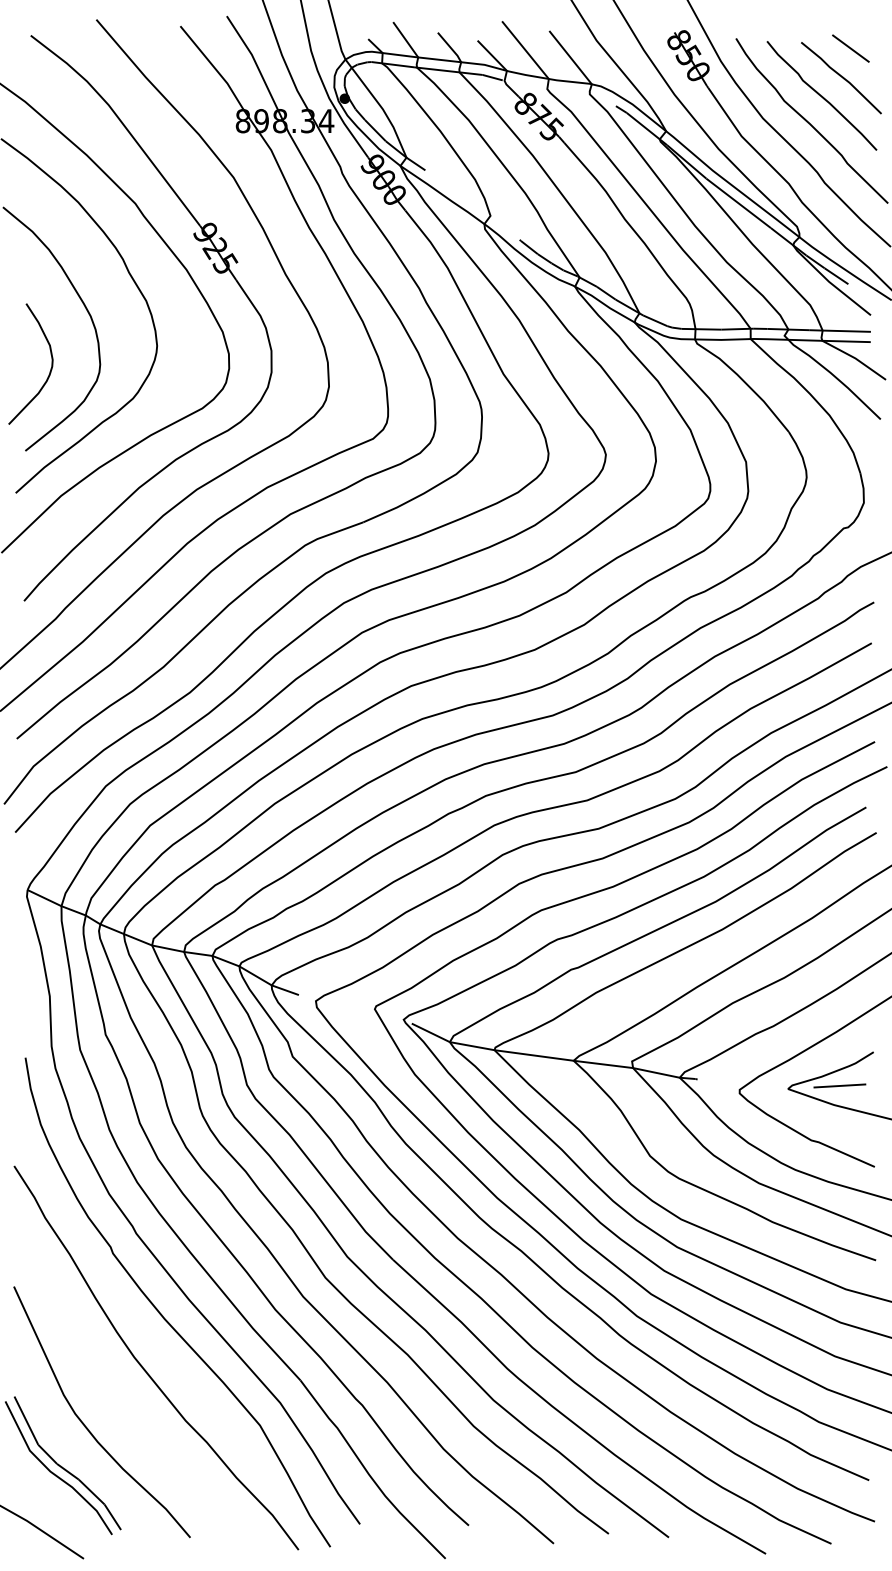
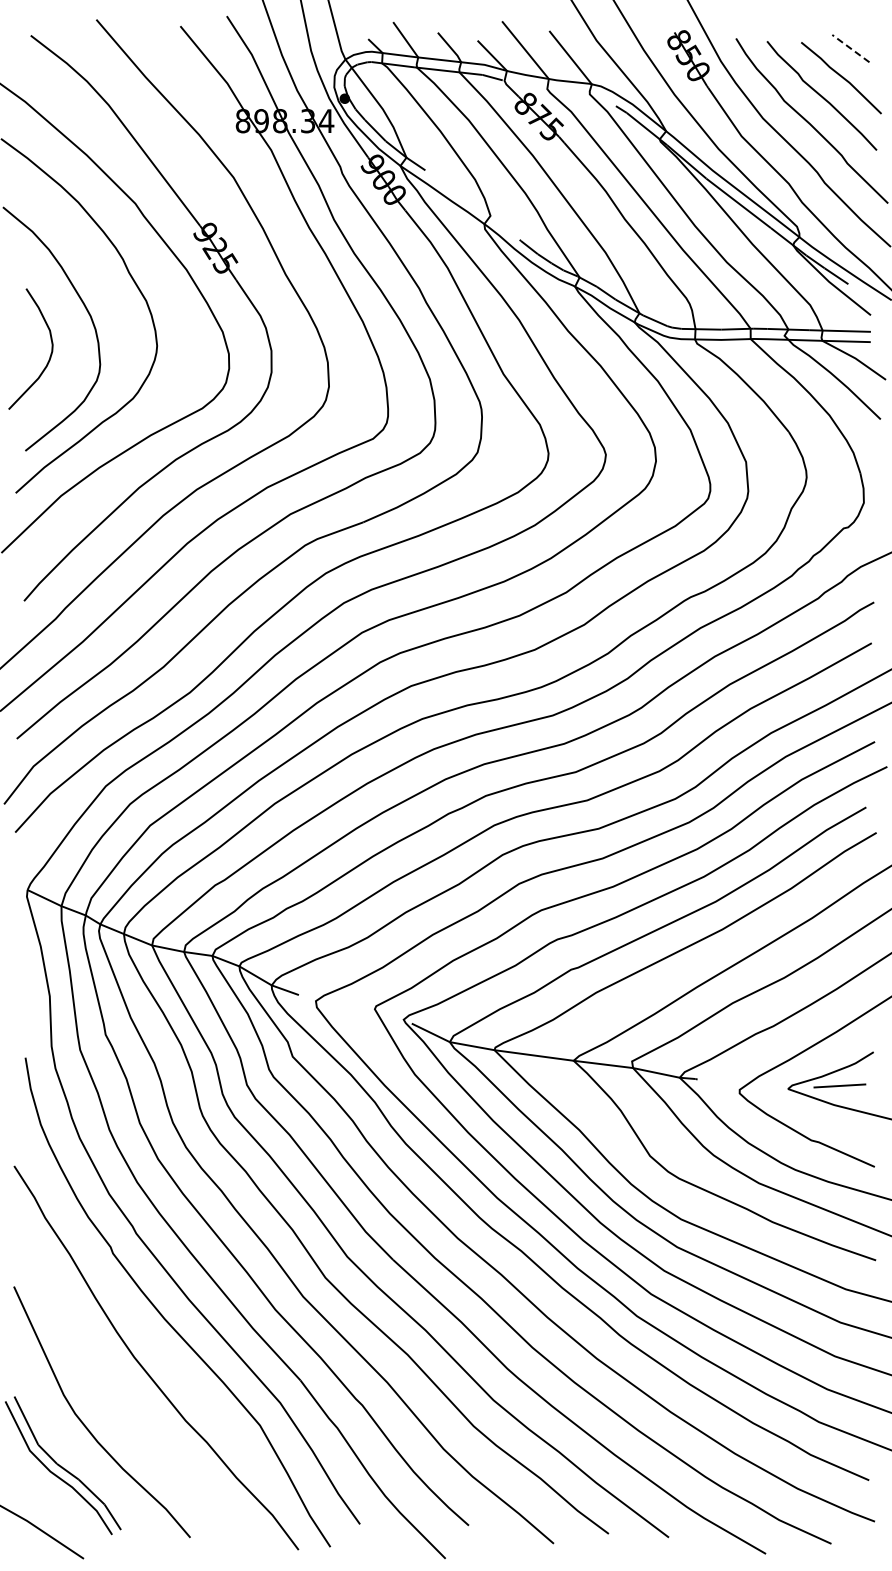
line: solid -> dashed (850, 48)
curve position: (50, 368) -> (50, 353) (50, 353)
